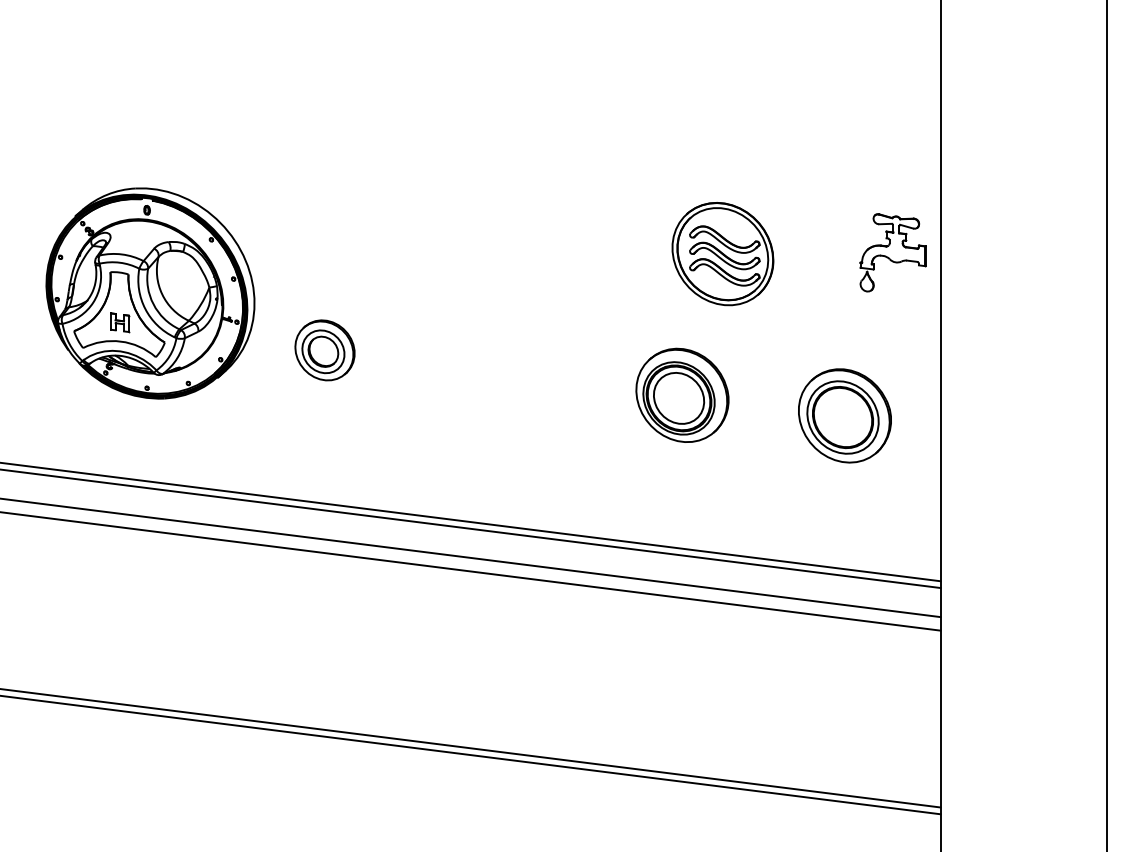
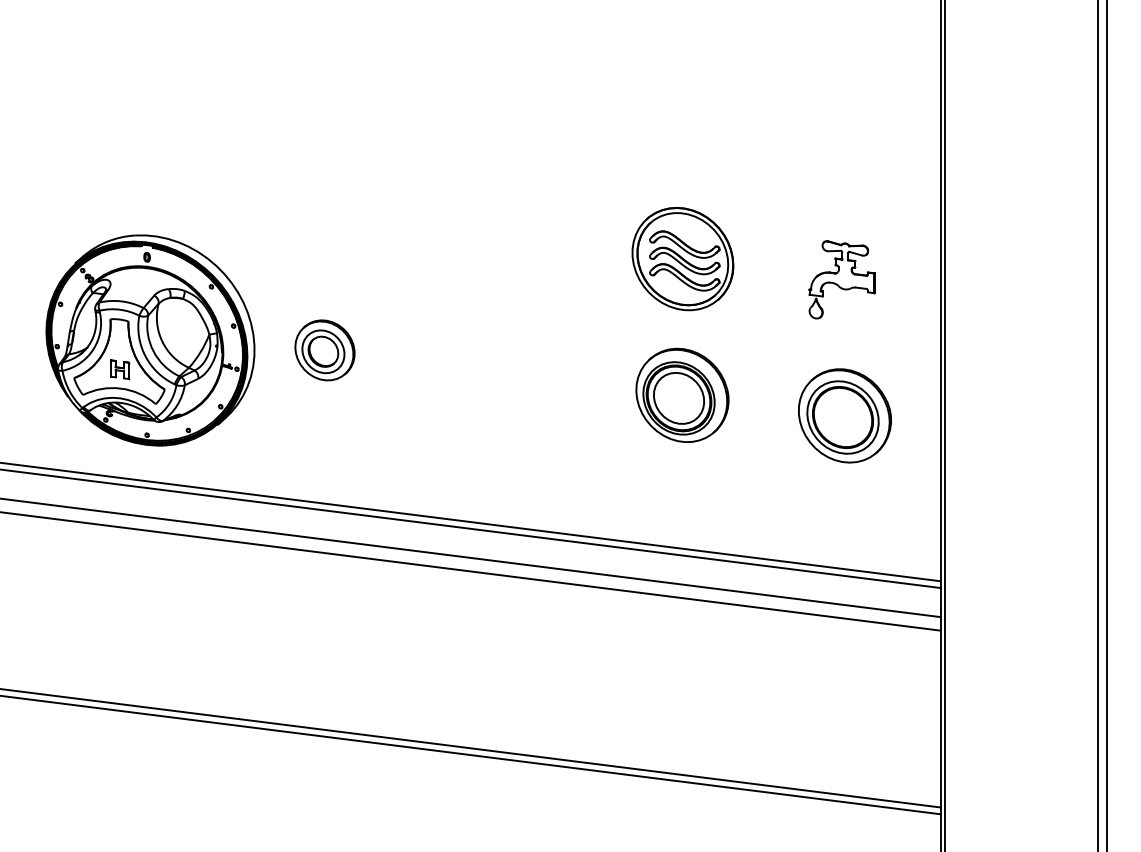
part position: (892, 252) -> (841, 279) (841, 279)
part position: (722, 254) -> (682, 259) (682, 259)
part position: (150, 293) -> (150, 340) (150, 340)
line: none -> present (945, 425)
line: none -> present (1097, 425)
